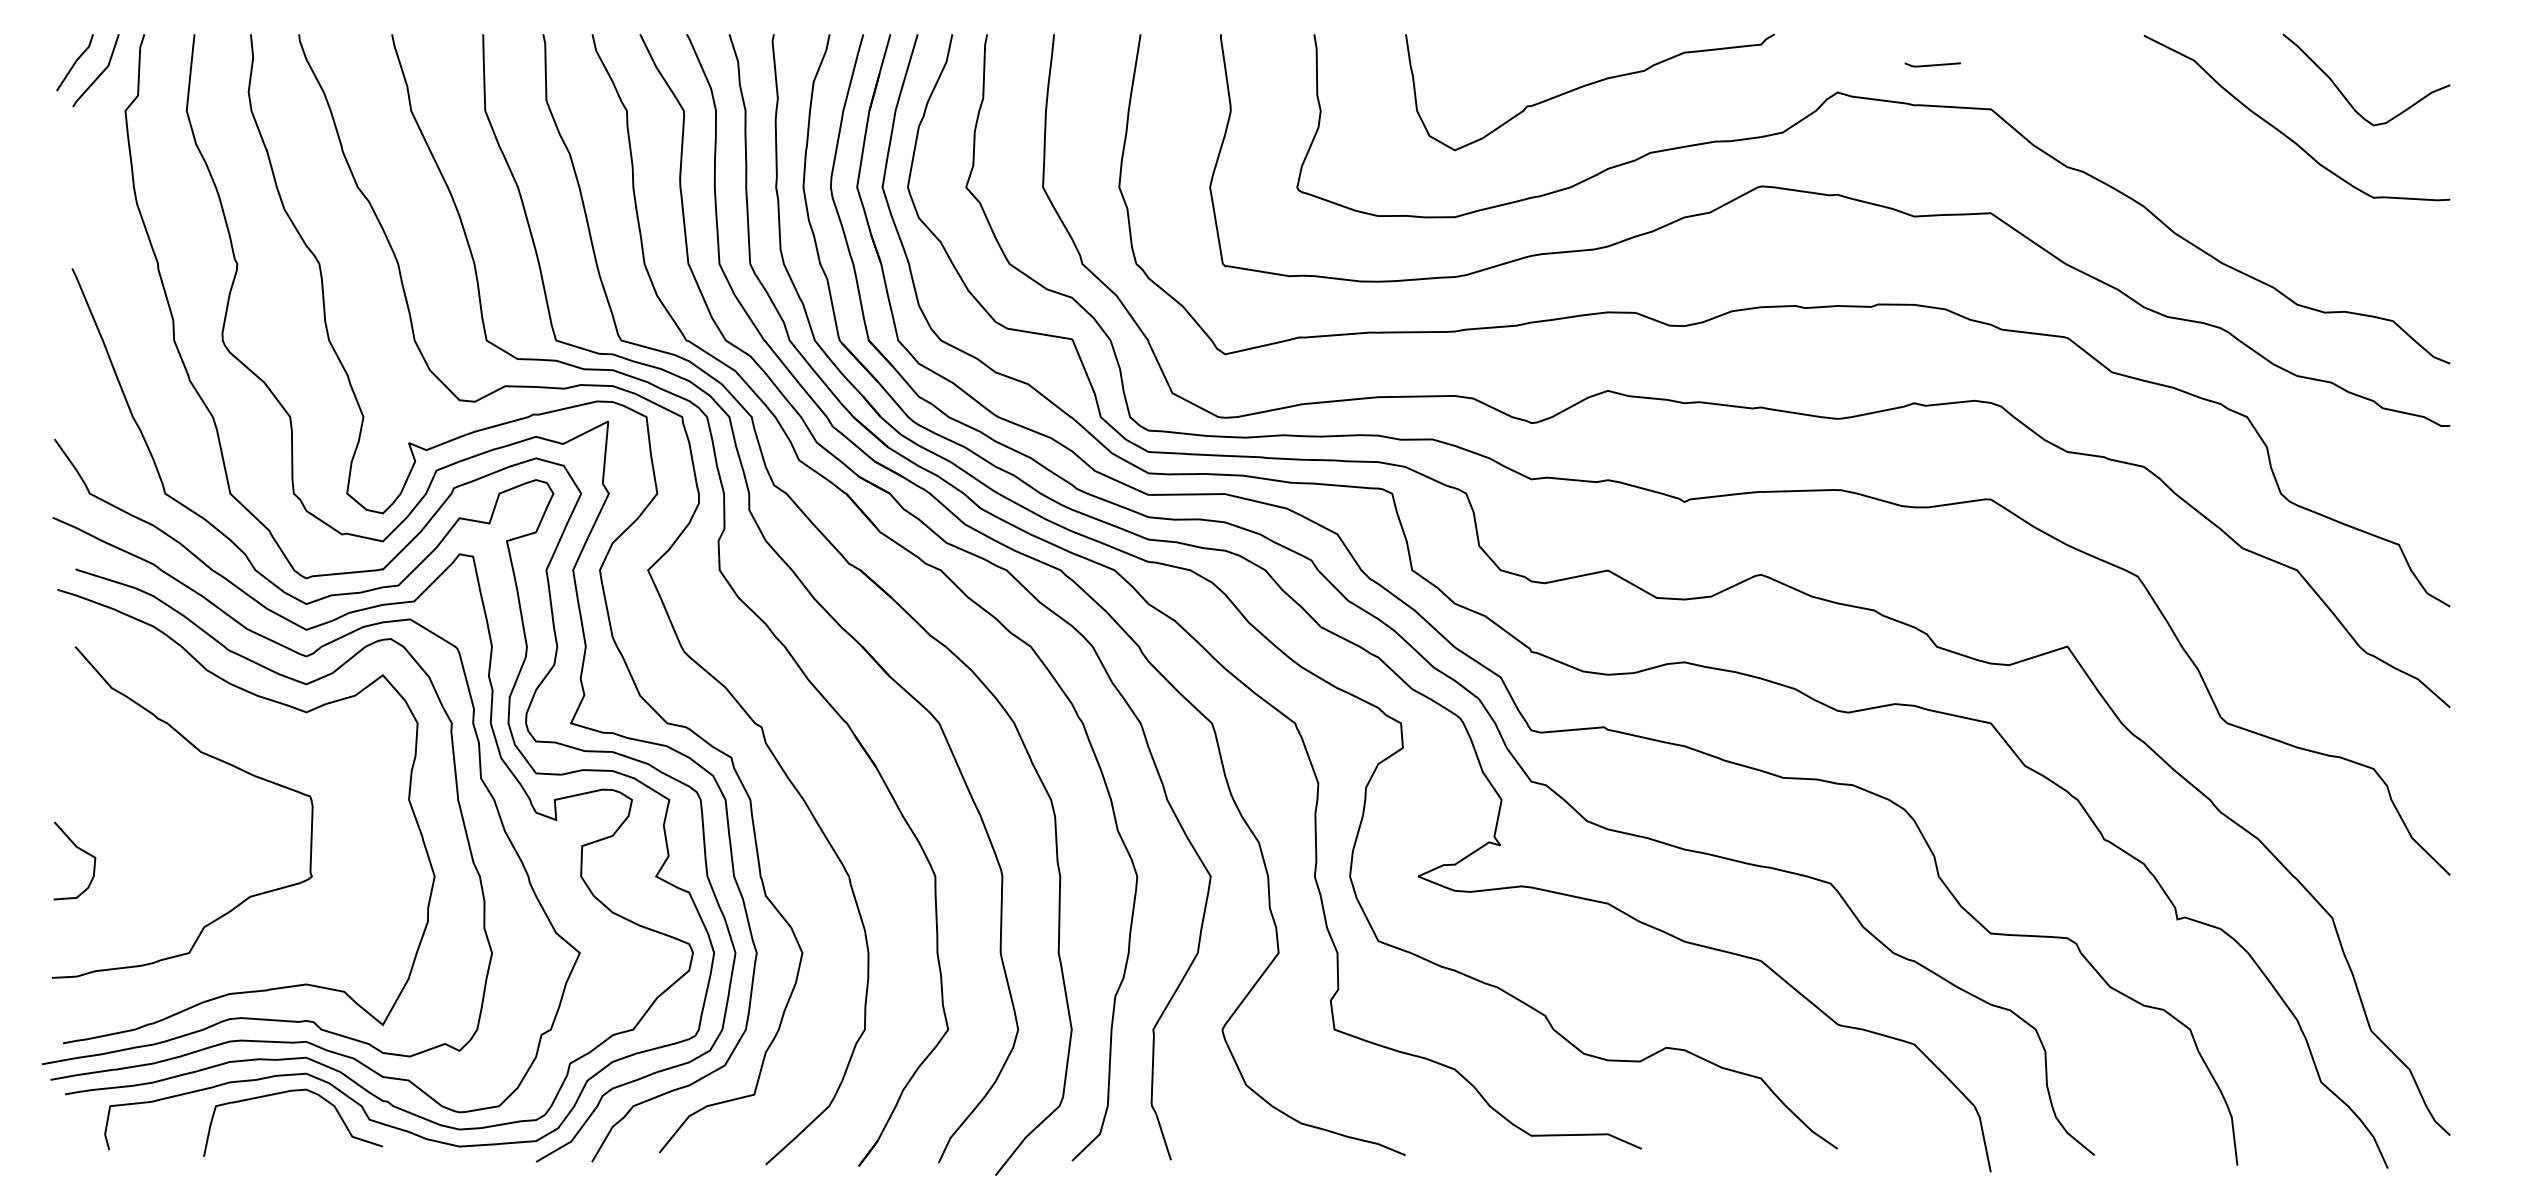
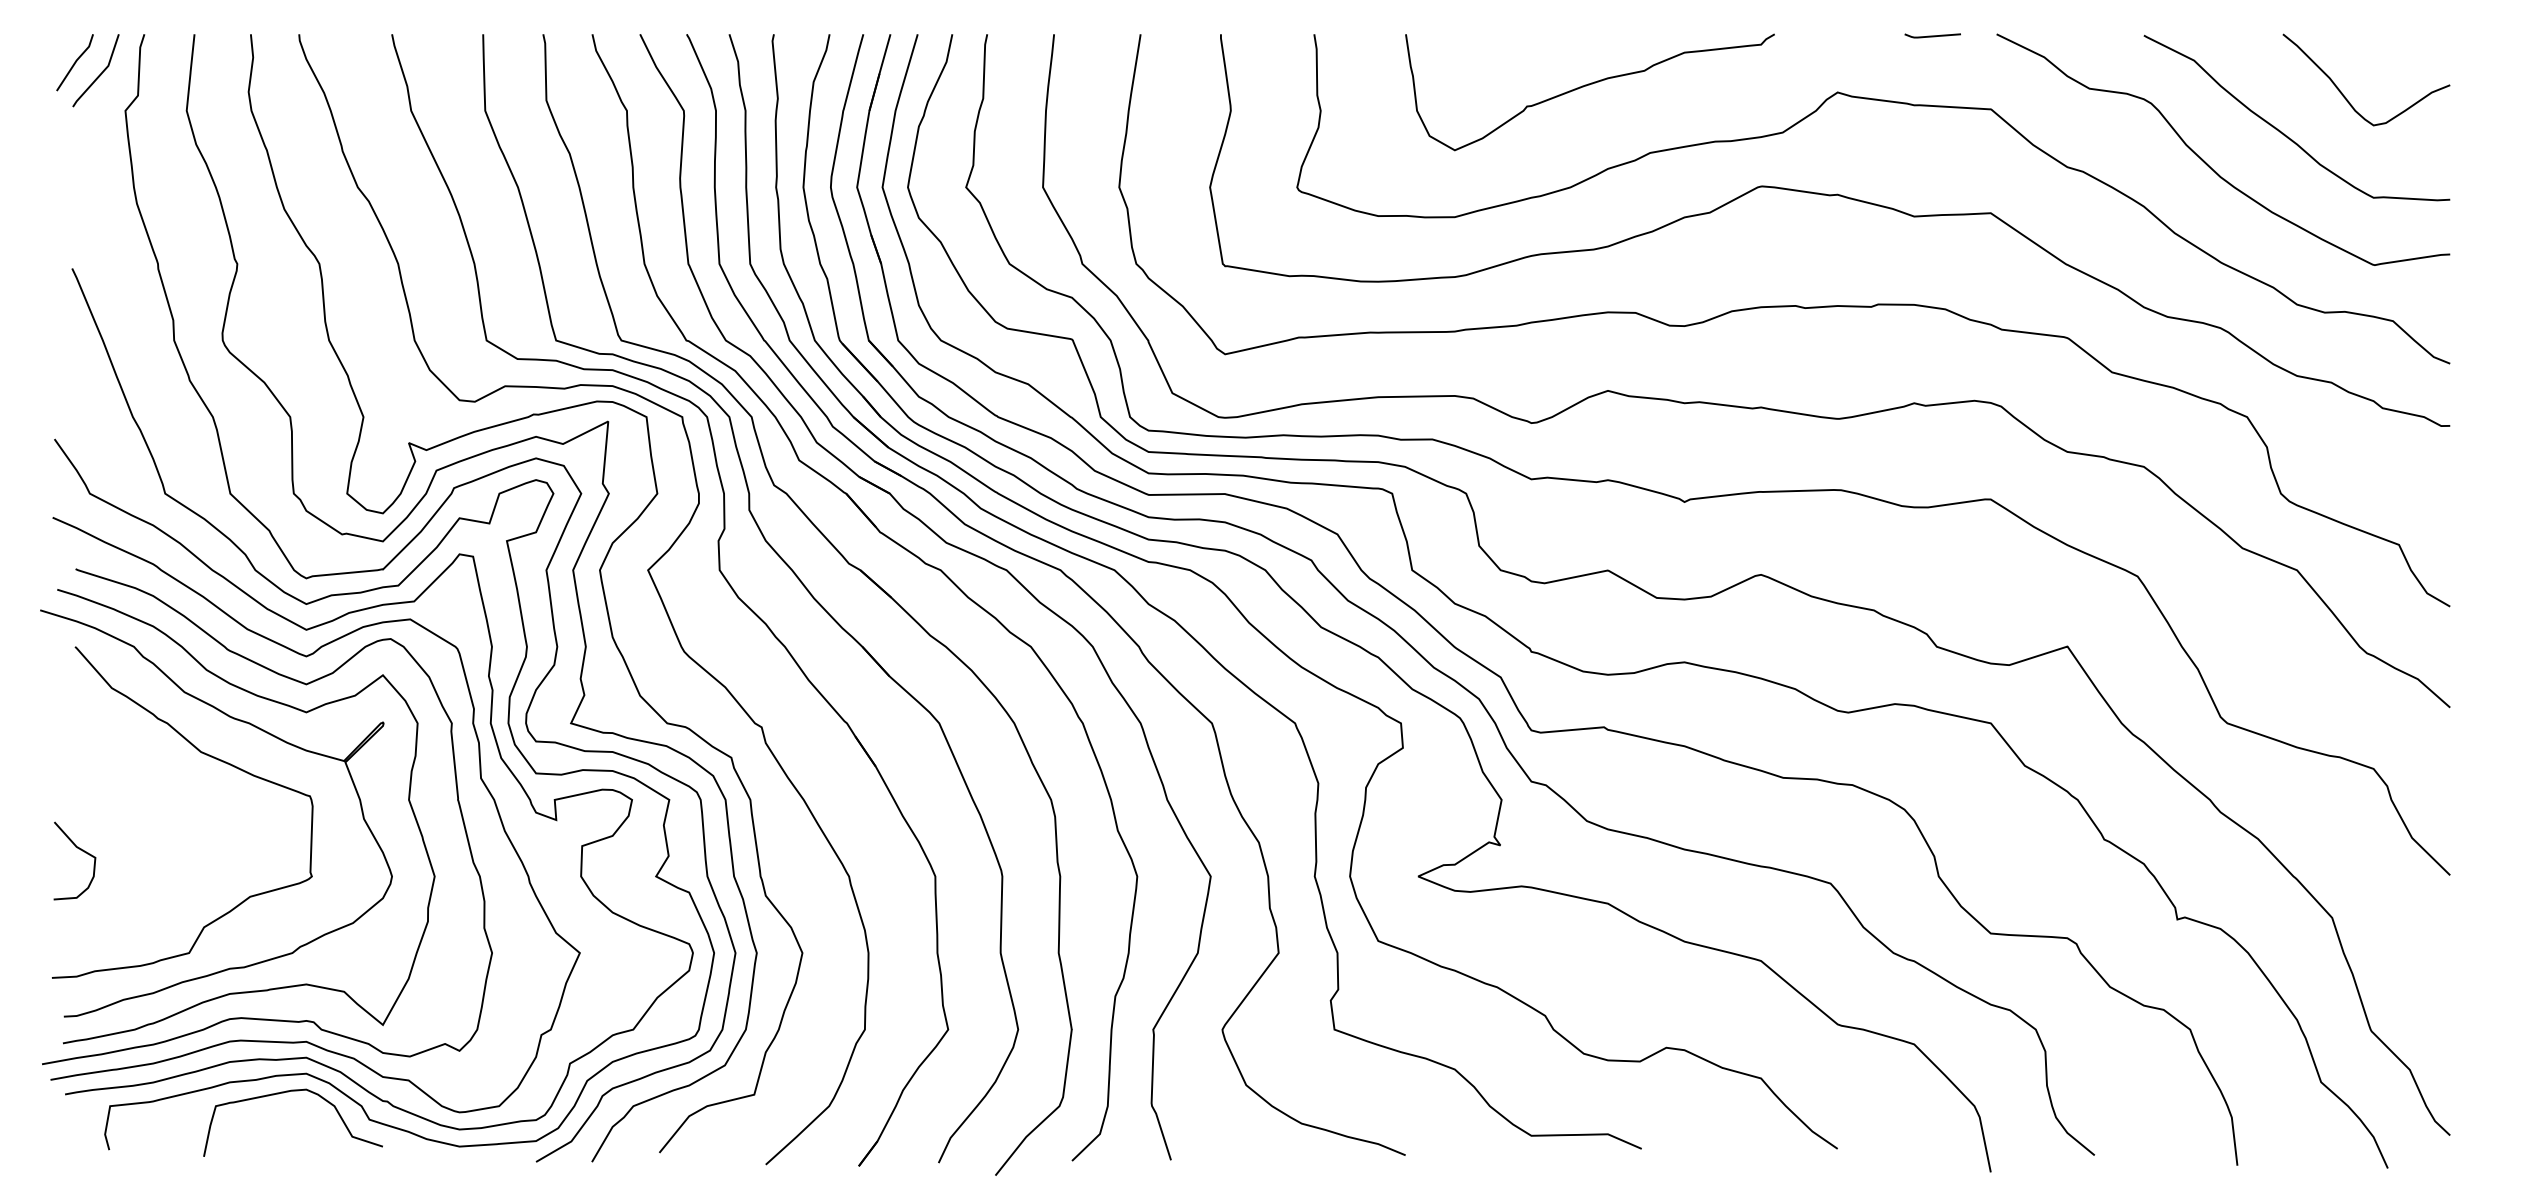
line position: (1932, 64) -> (1932, 35) (1932, 35)
curve: none -> present (2208, 164)
curve: none -> present (258, 729)
